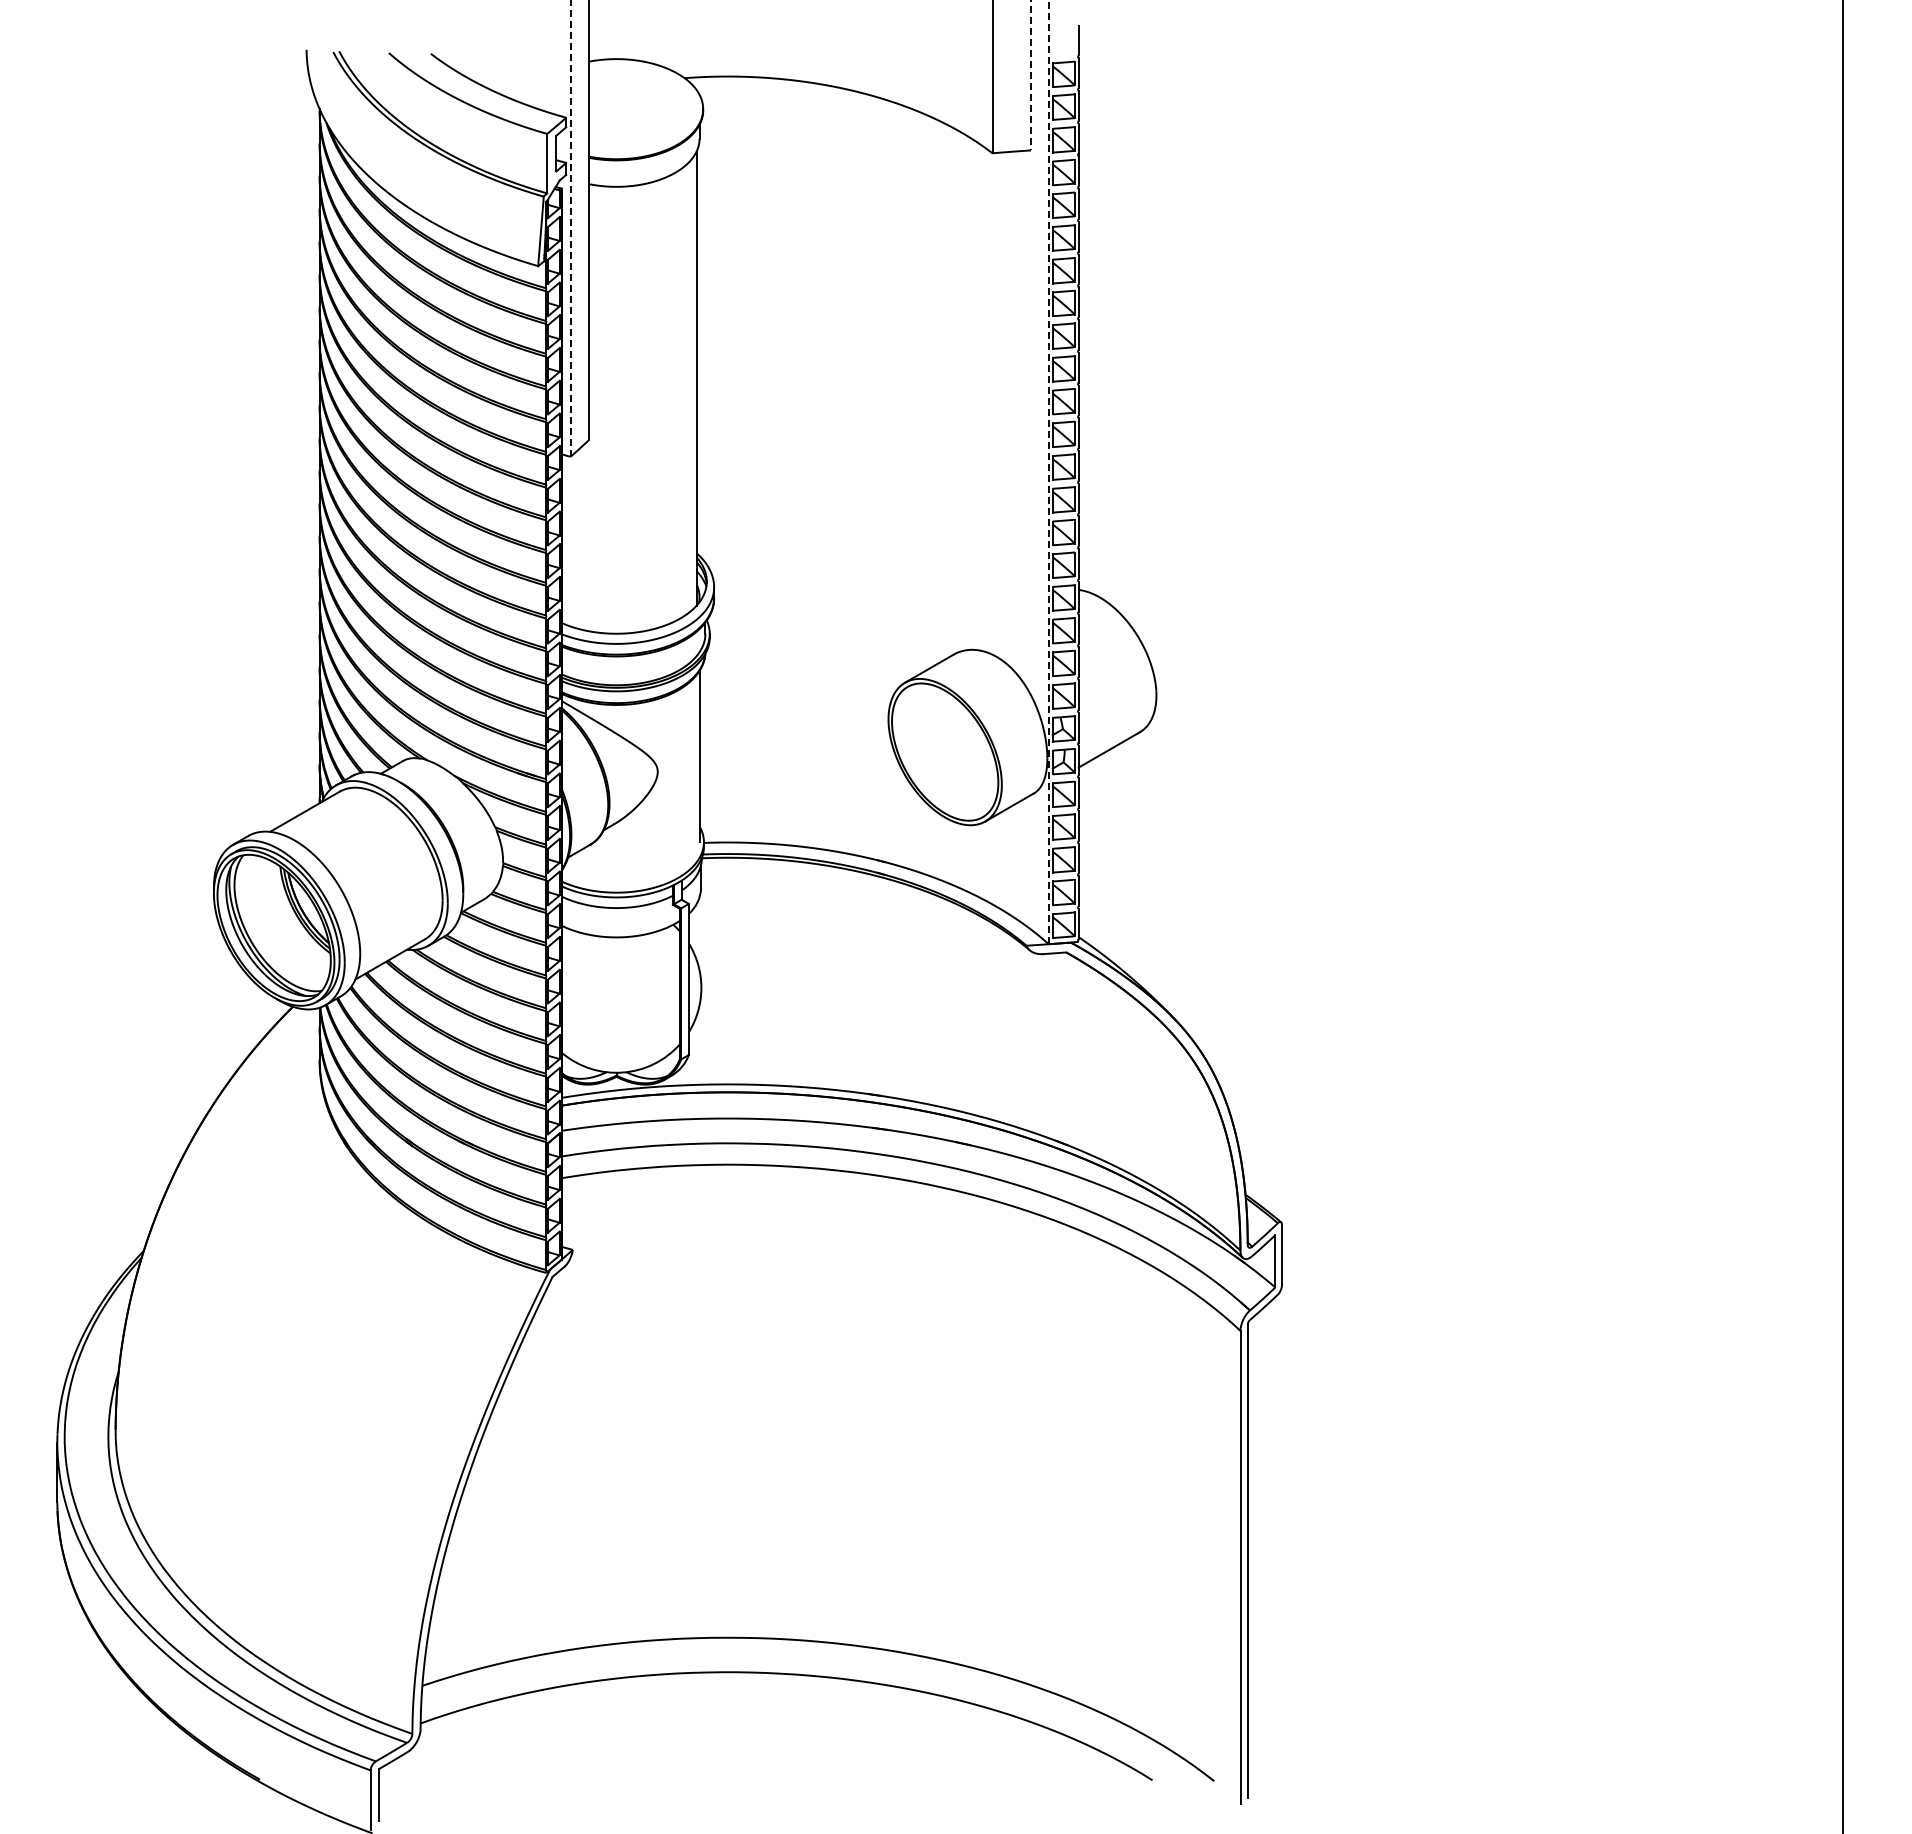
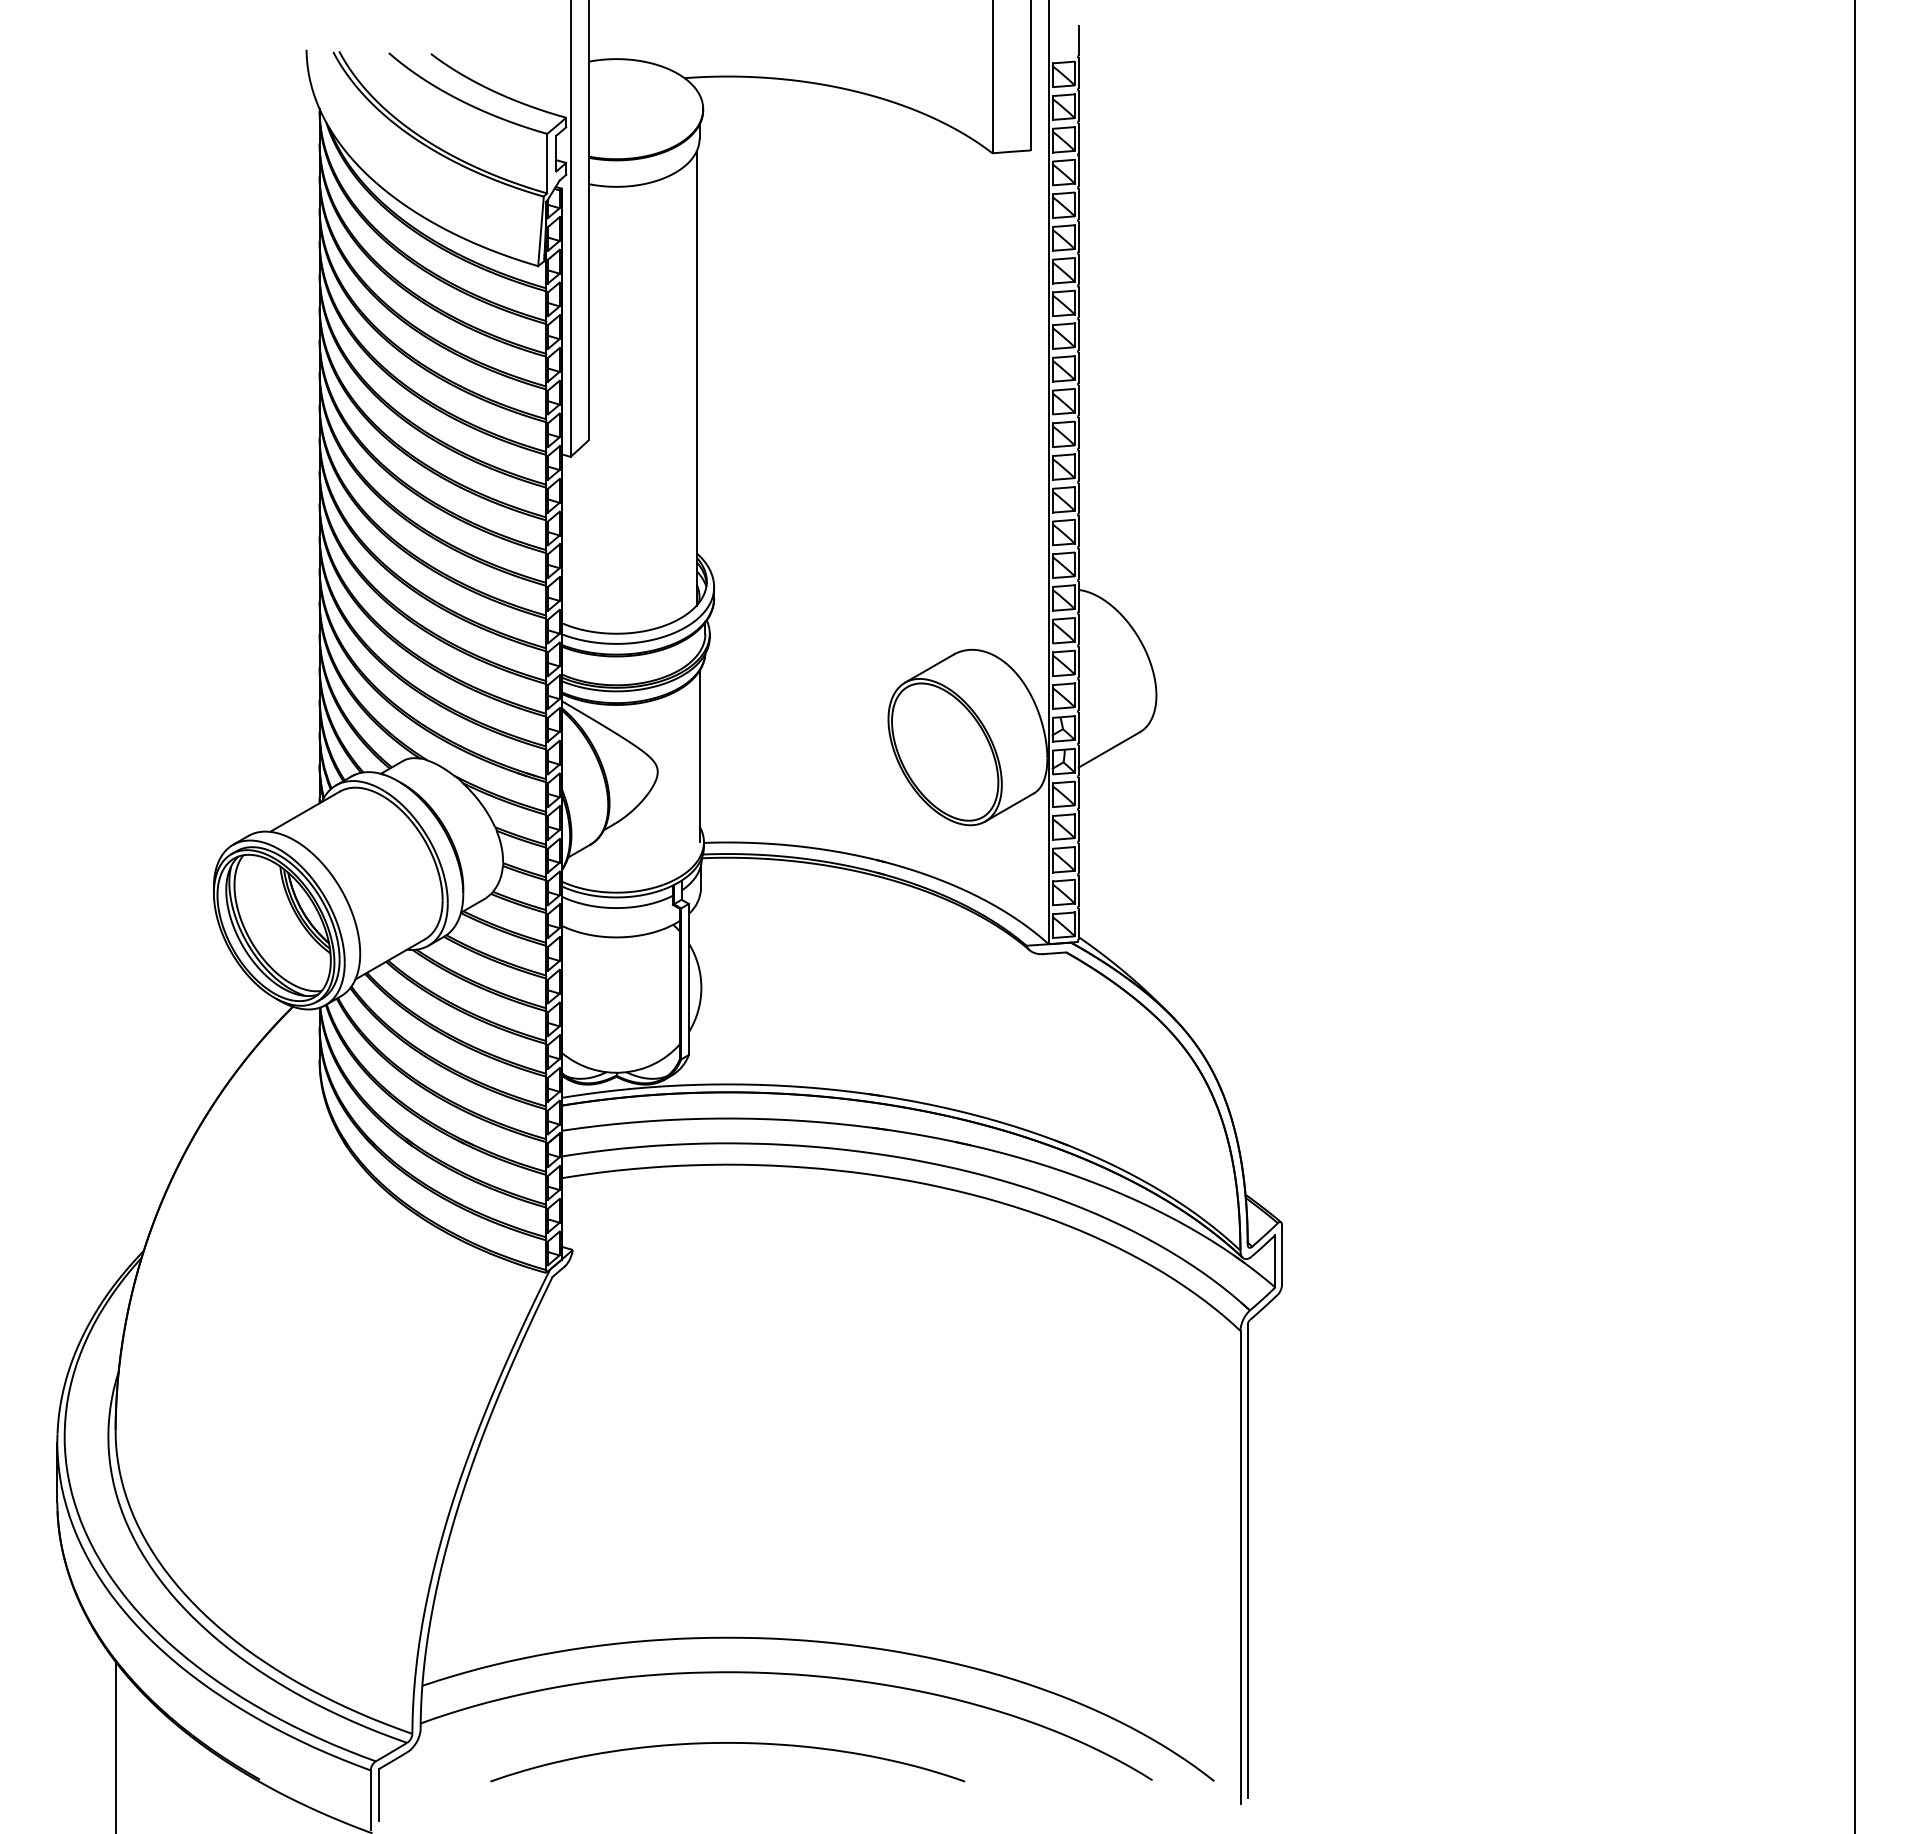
line: dashed -> solid (1030, 75)
line: dashed -> solid (570, 228)
line: dashed -> solid (1048, 471)
line position: (1842, 916) -> (1854, 916) (1854, 916)
curve: none -> present (727, 1743)
line: none -> present (115, 1745)
